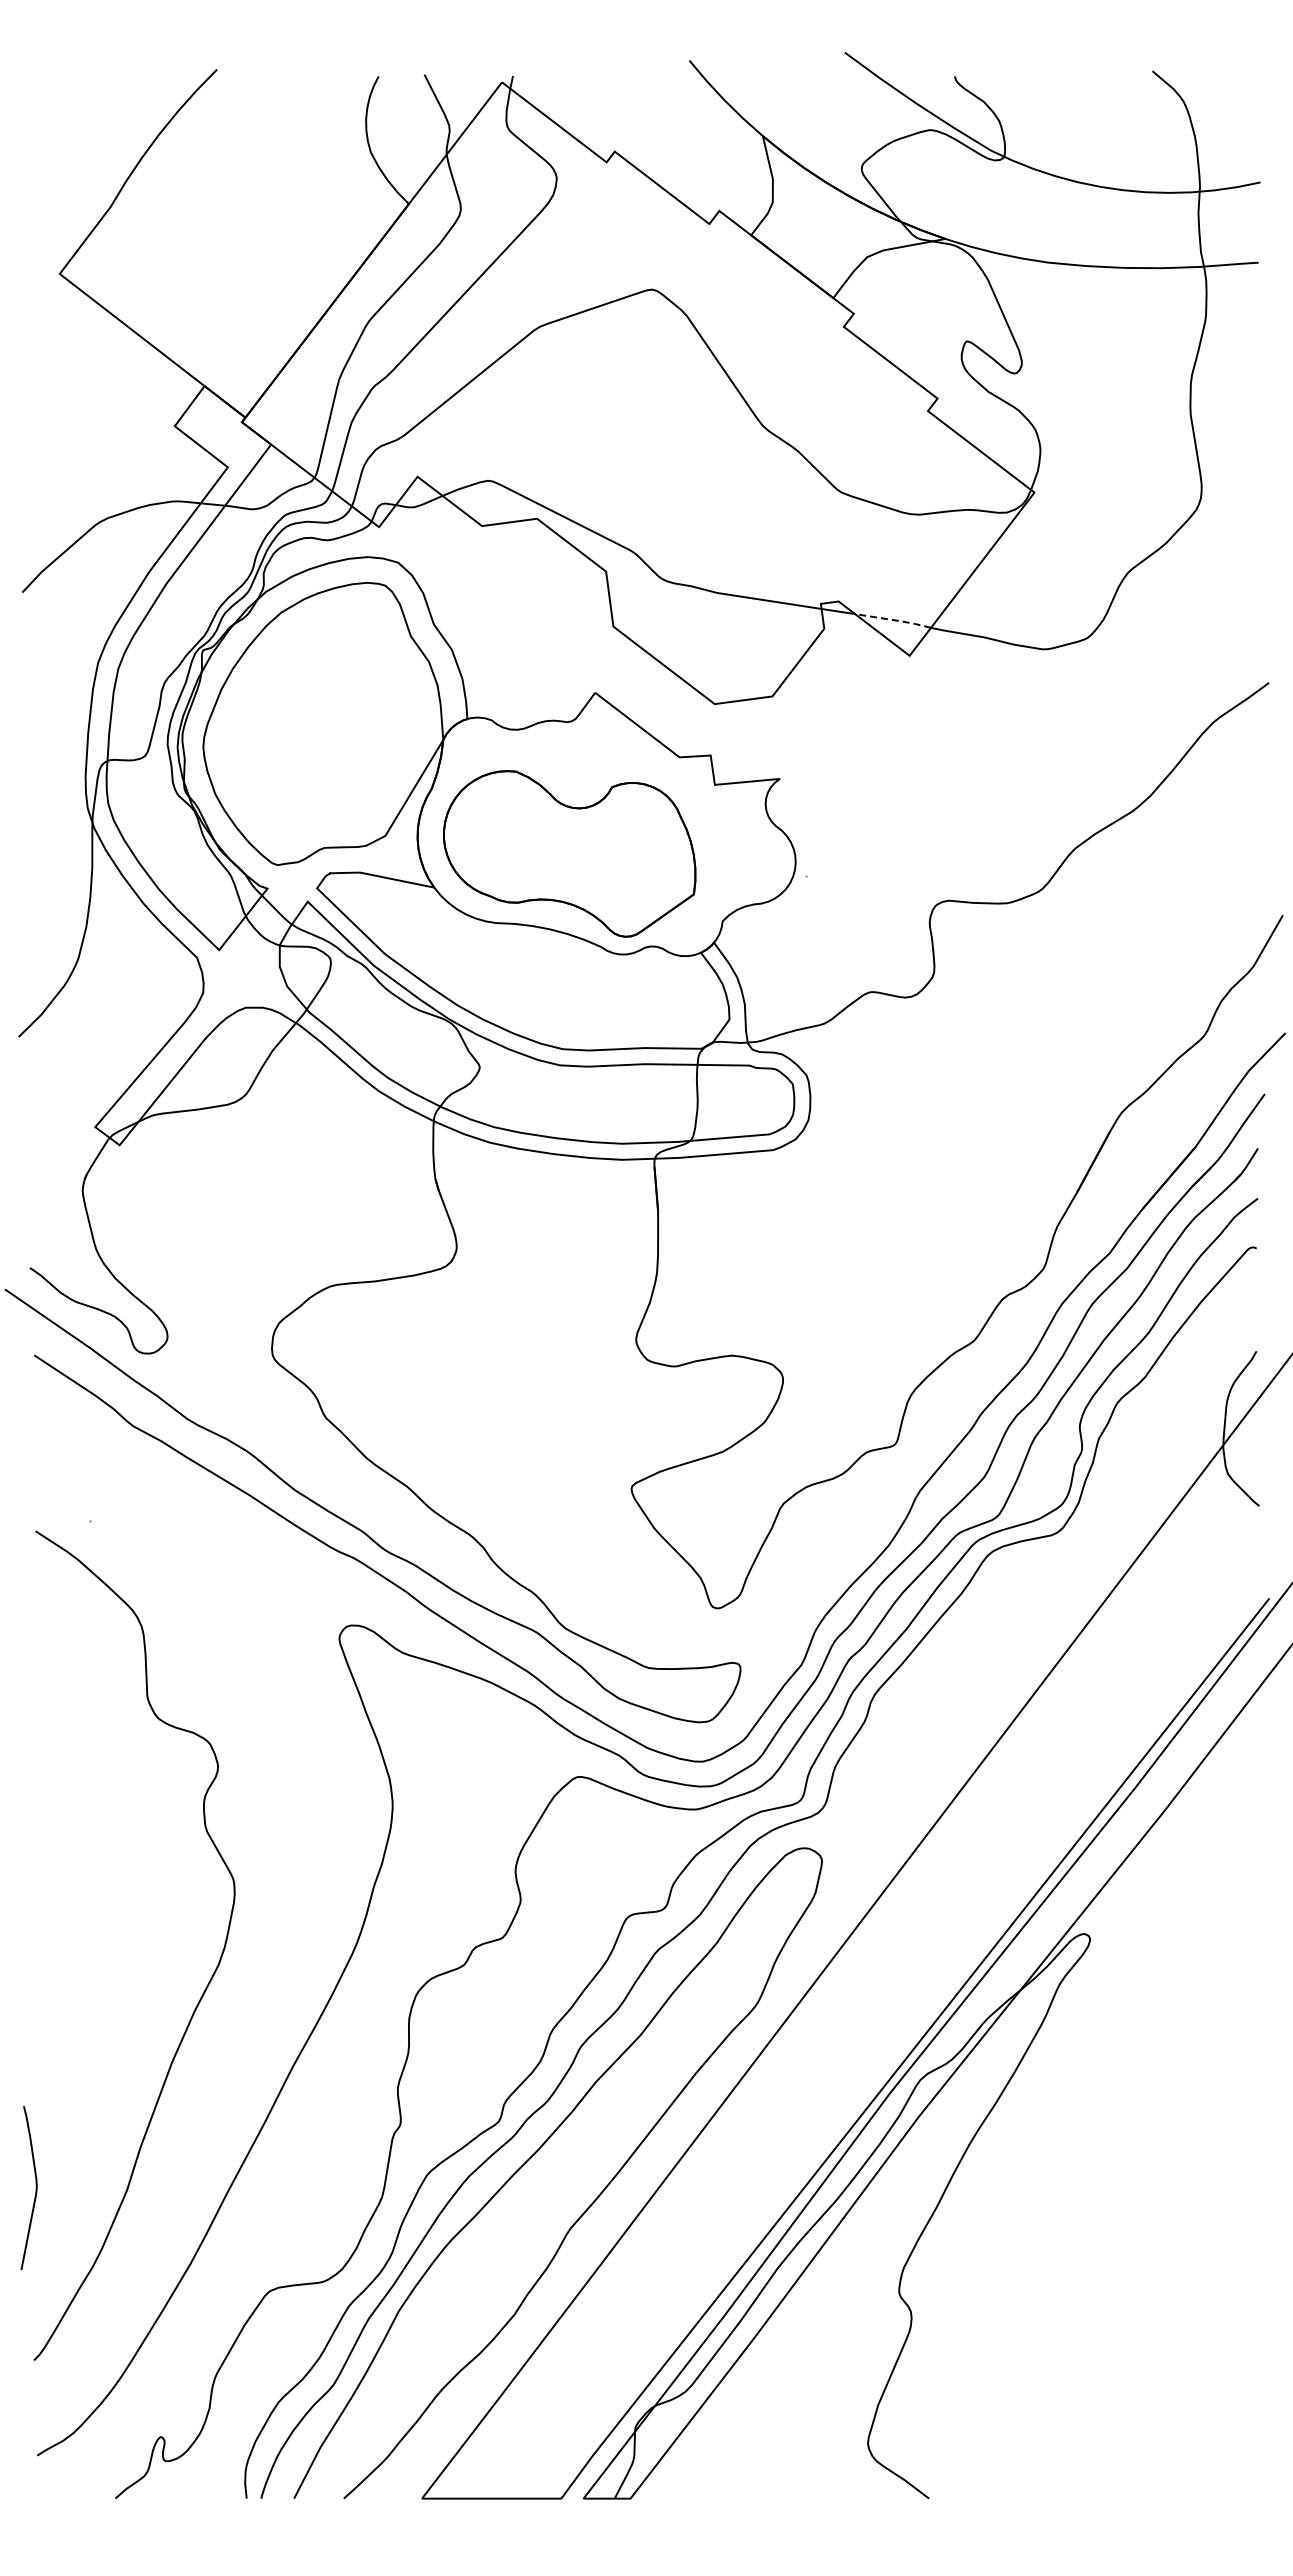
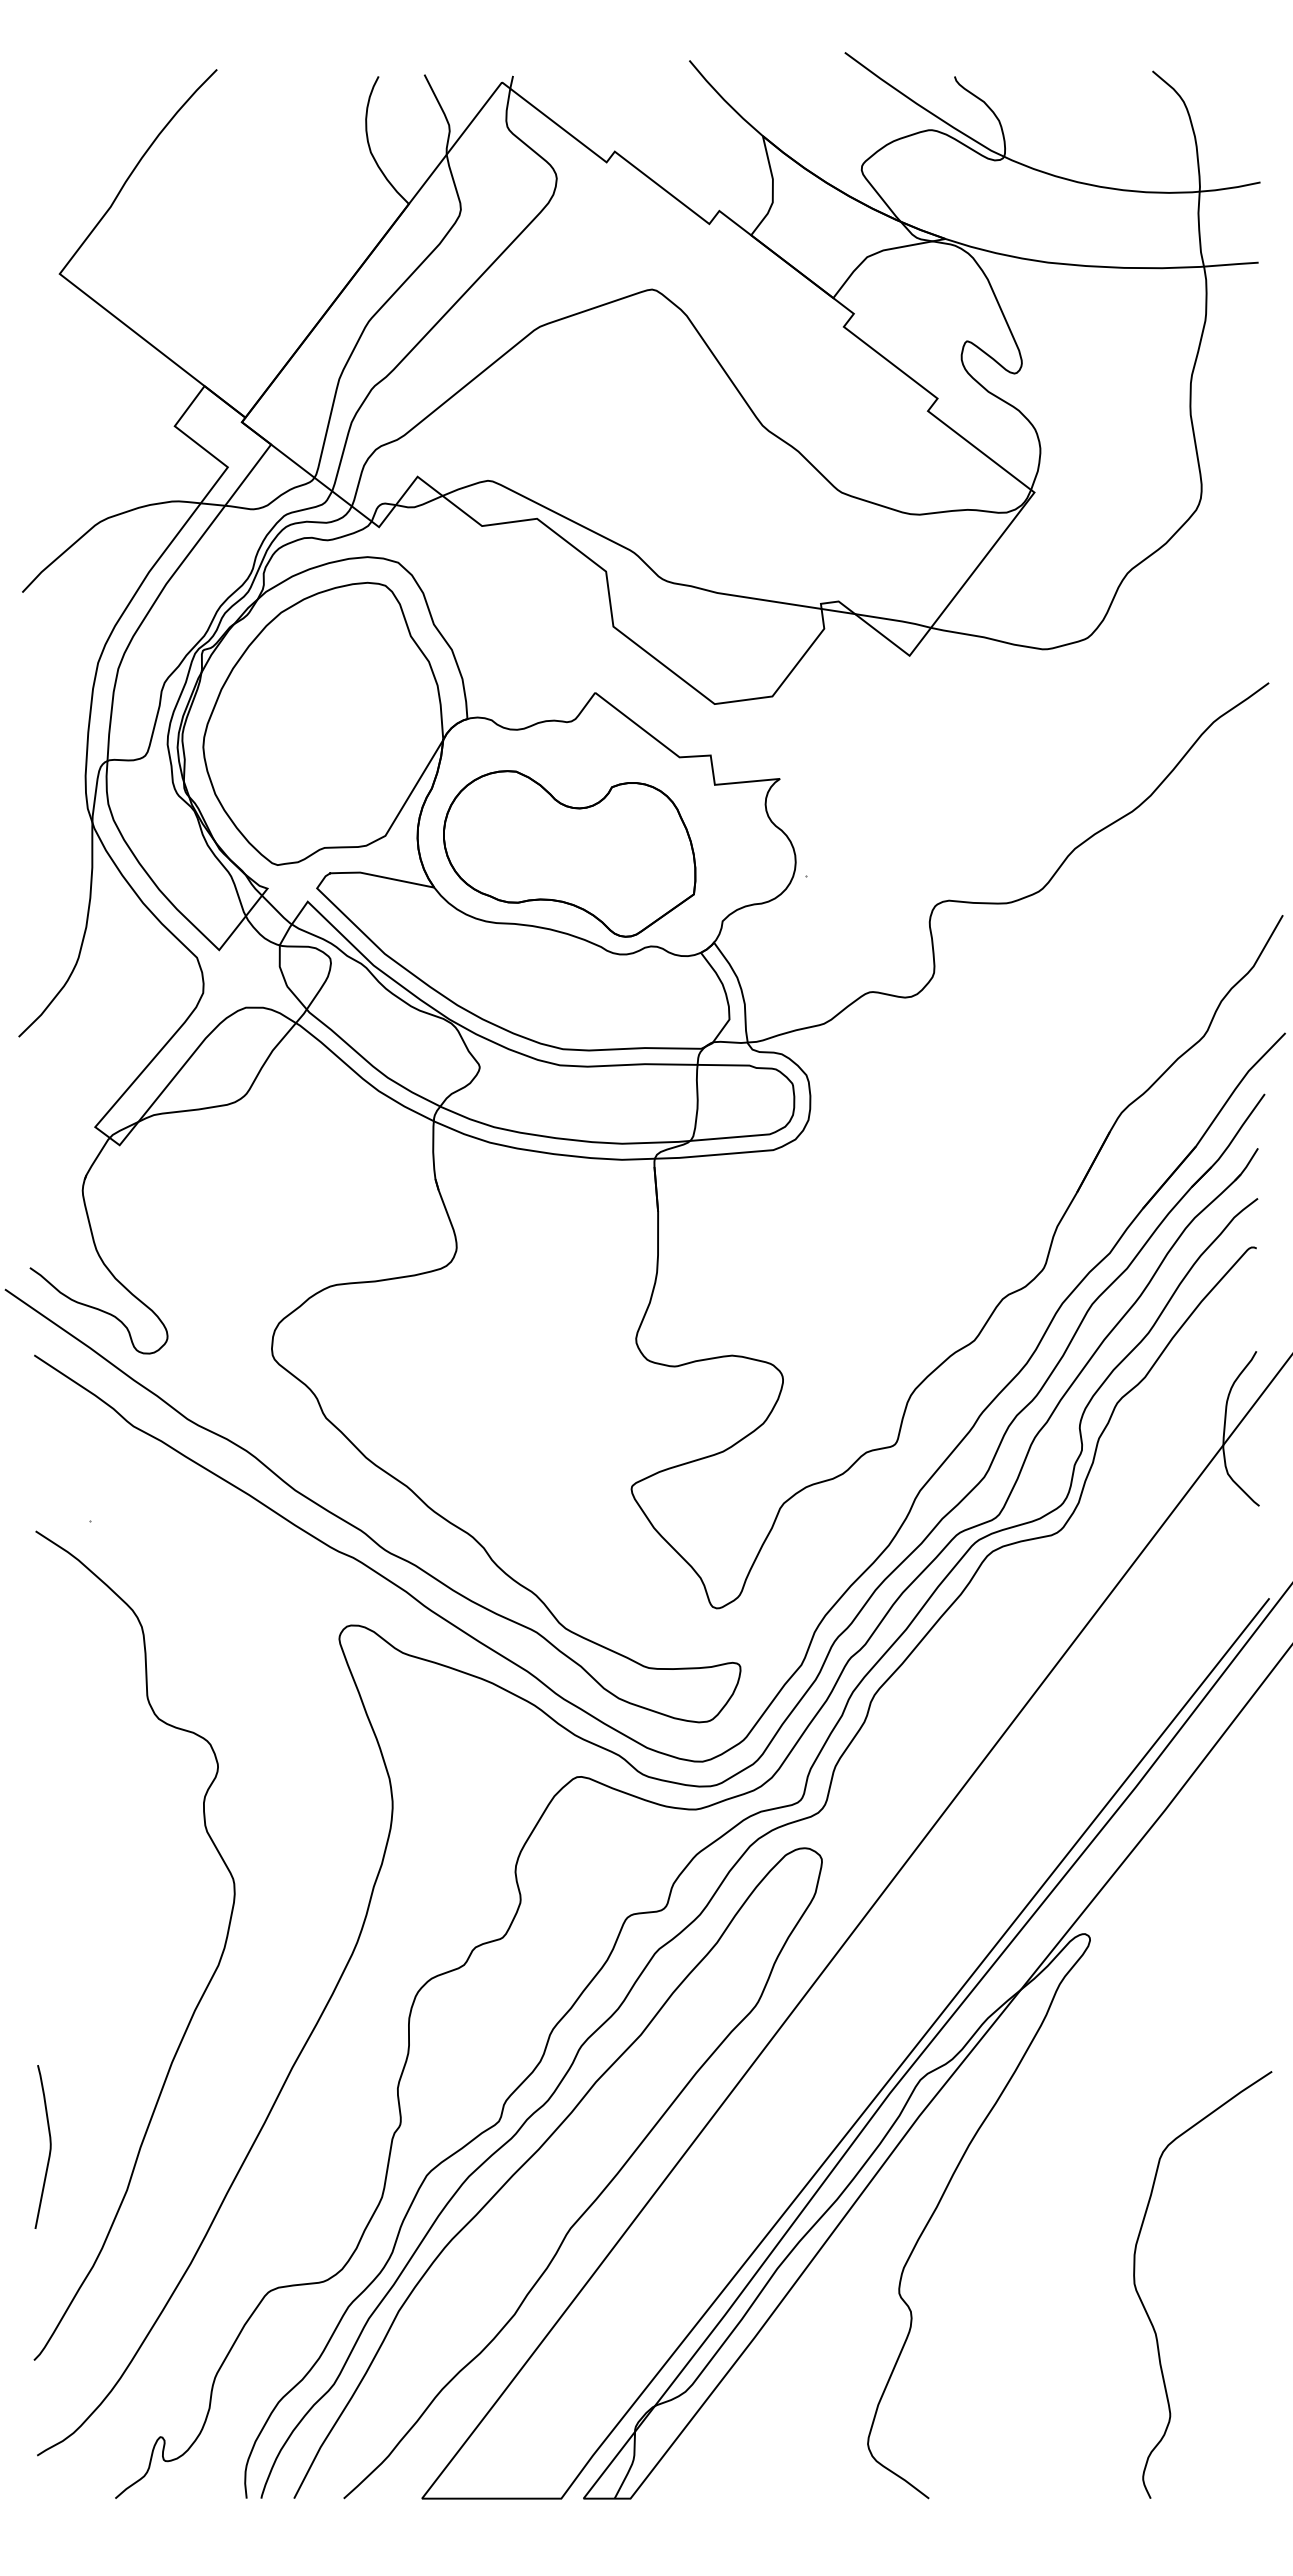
line: dashed -> solid (894, 620)
curve position: (35, 2187) -> (49, 2146) (49, 2146)
curve: none -> present (1146, 2309)
